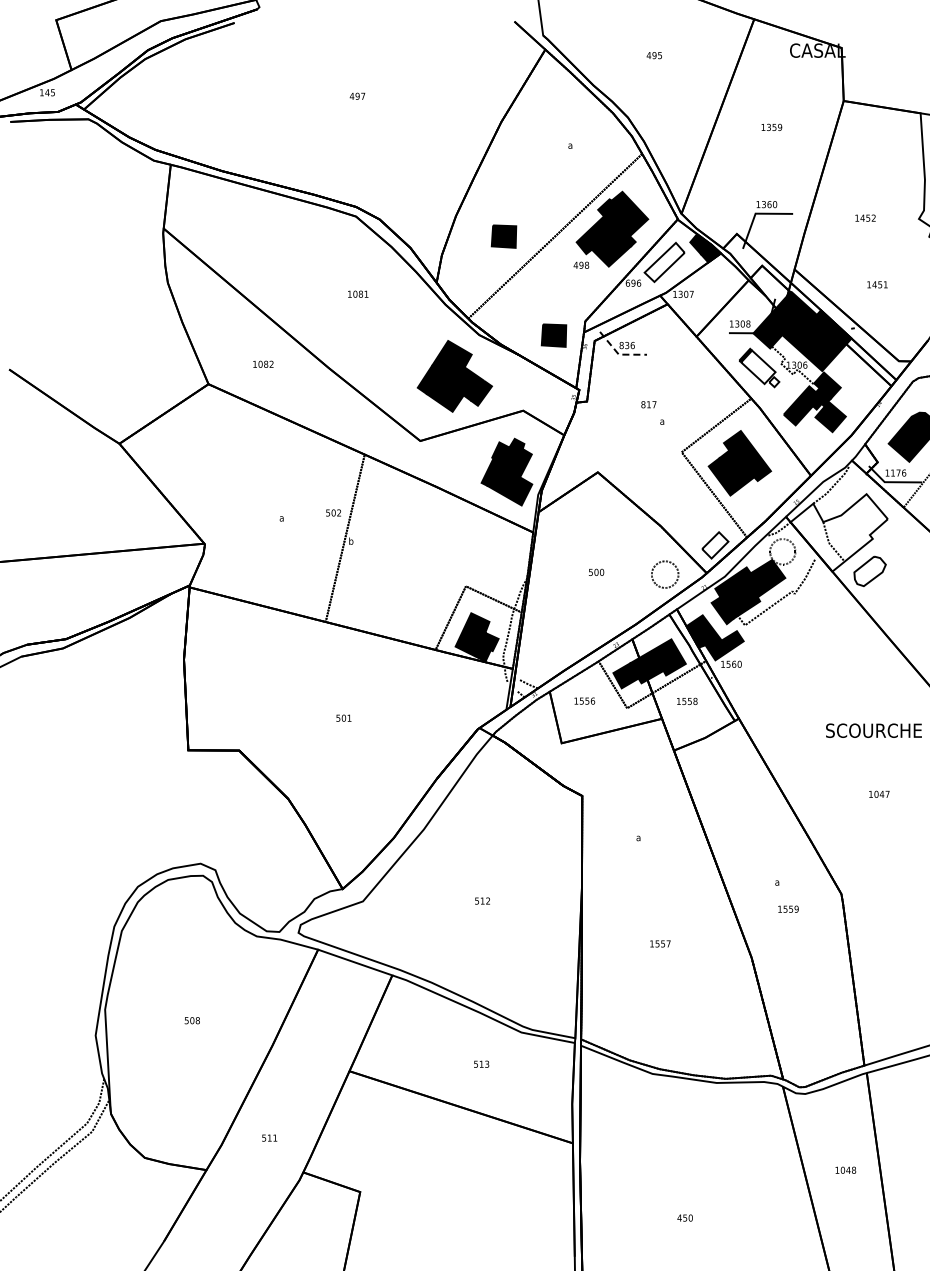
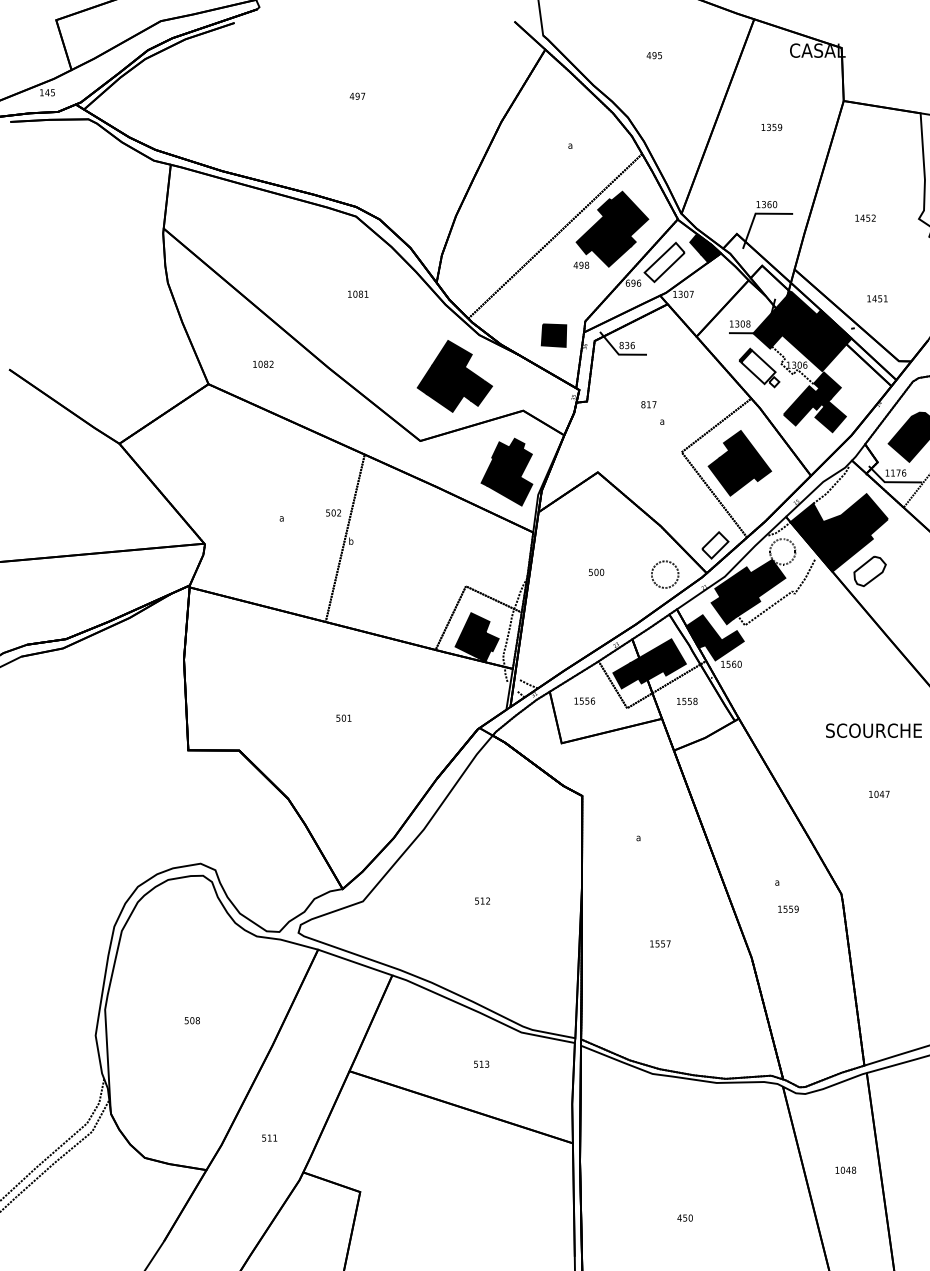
part: present -> none (503, 236)
text position: (877, 284) -> (877, 298) (877, 298)
line: dashed -> solid (618, 354)
fill: none -> present (838, 532)
